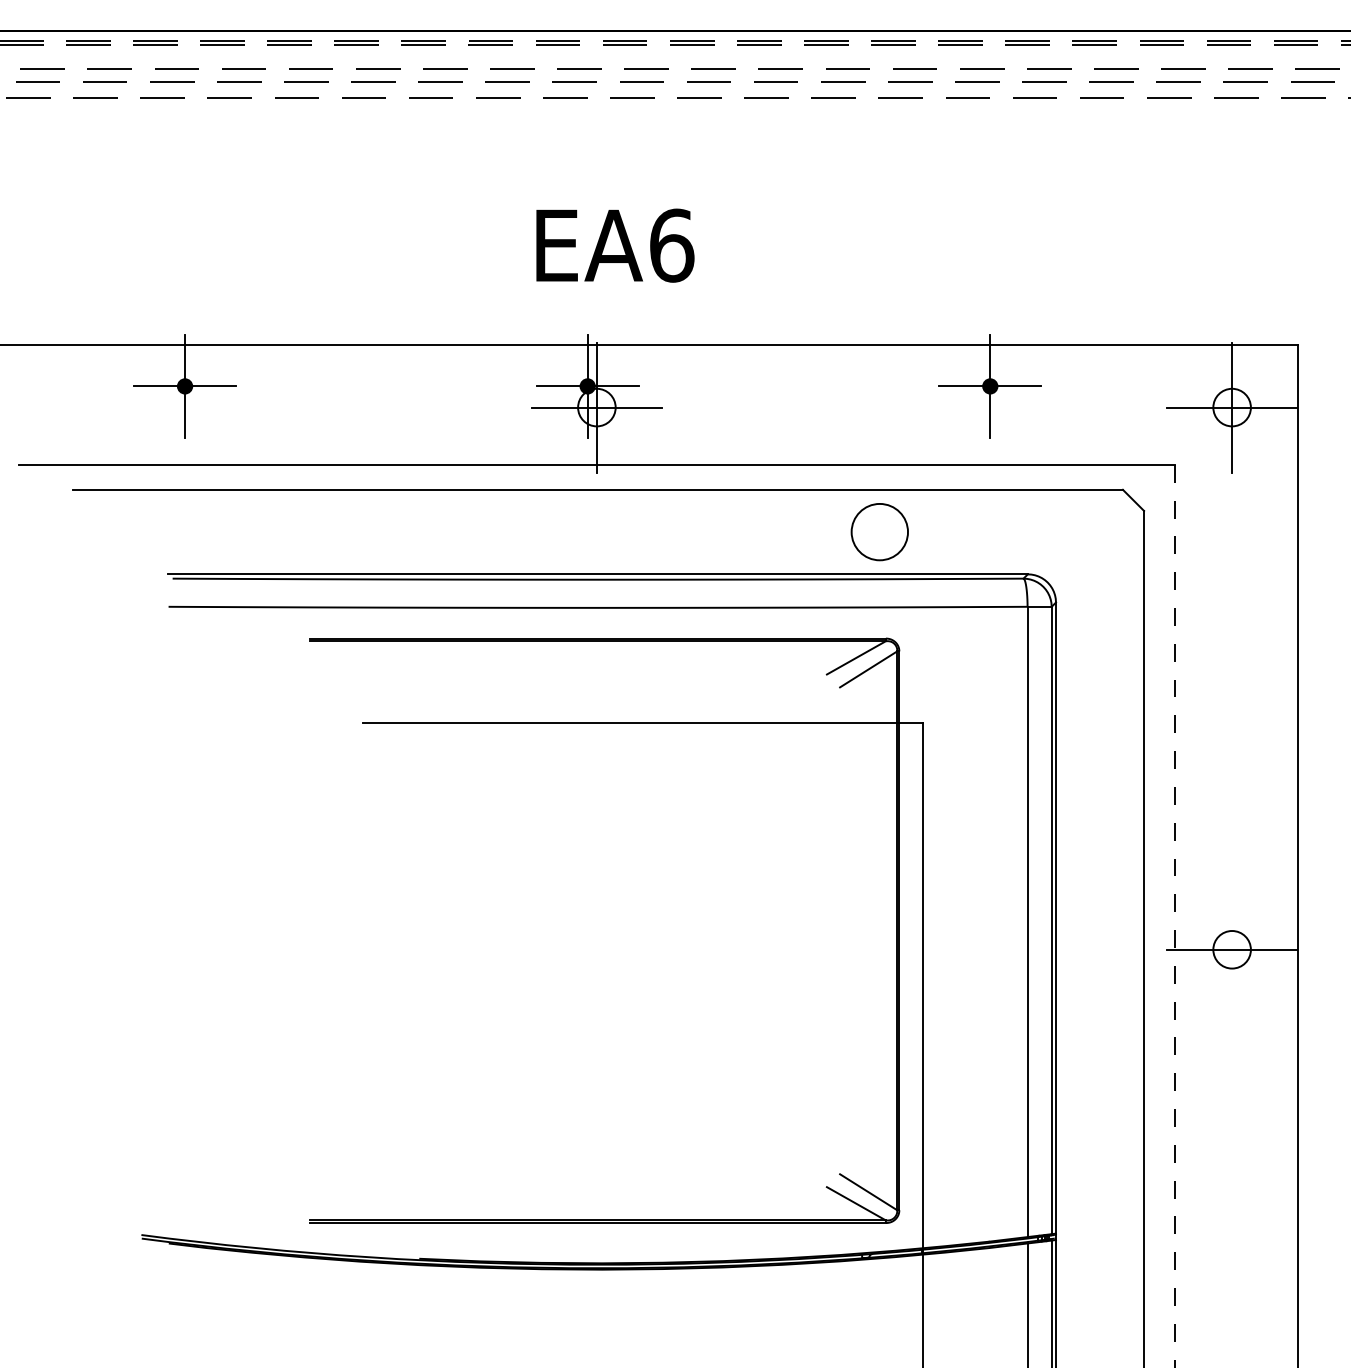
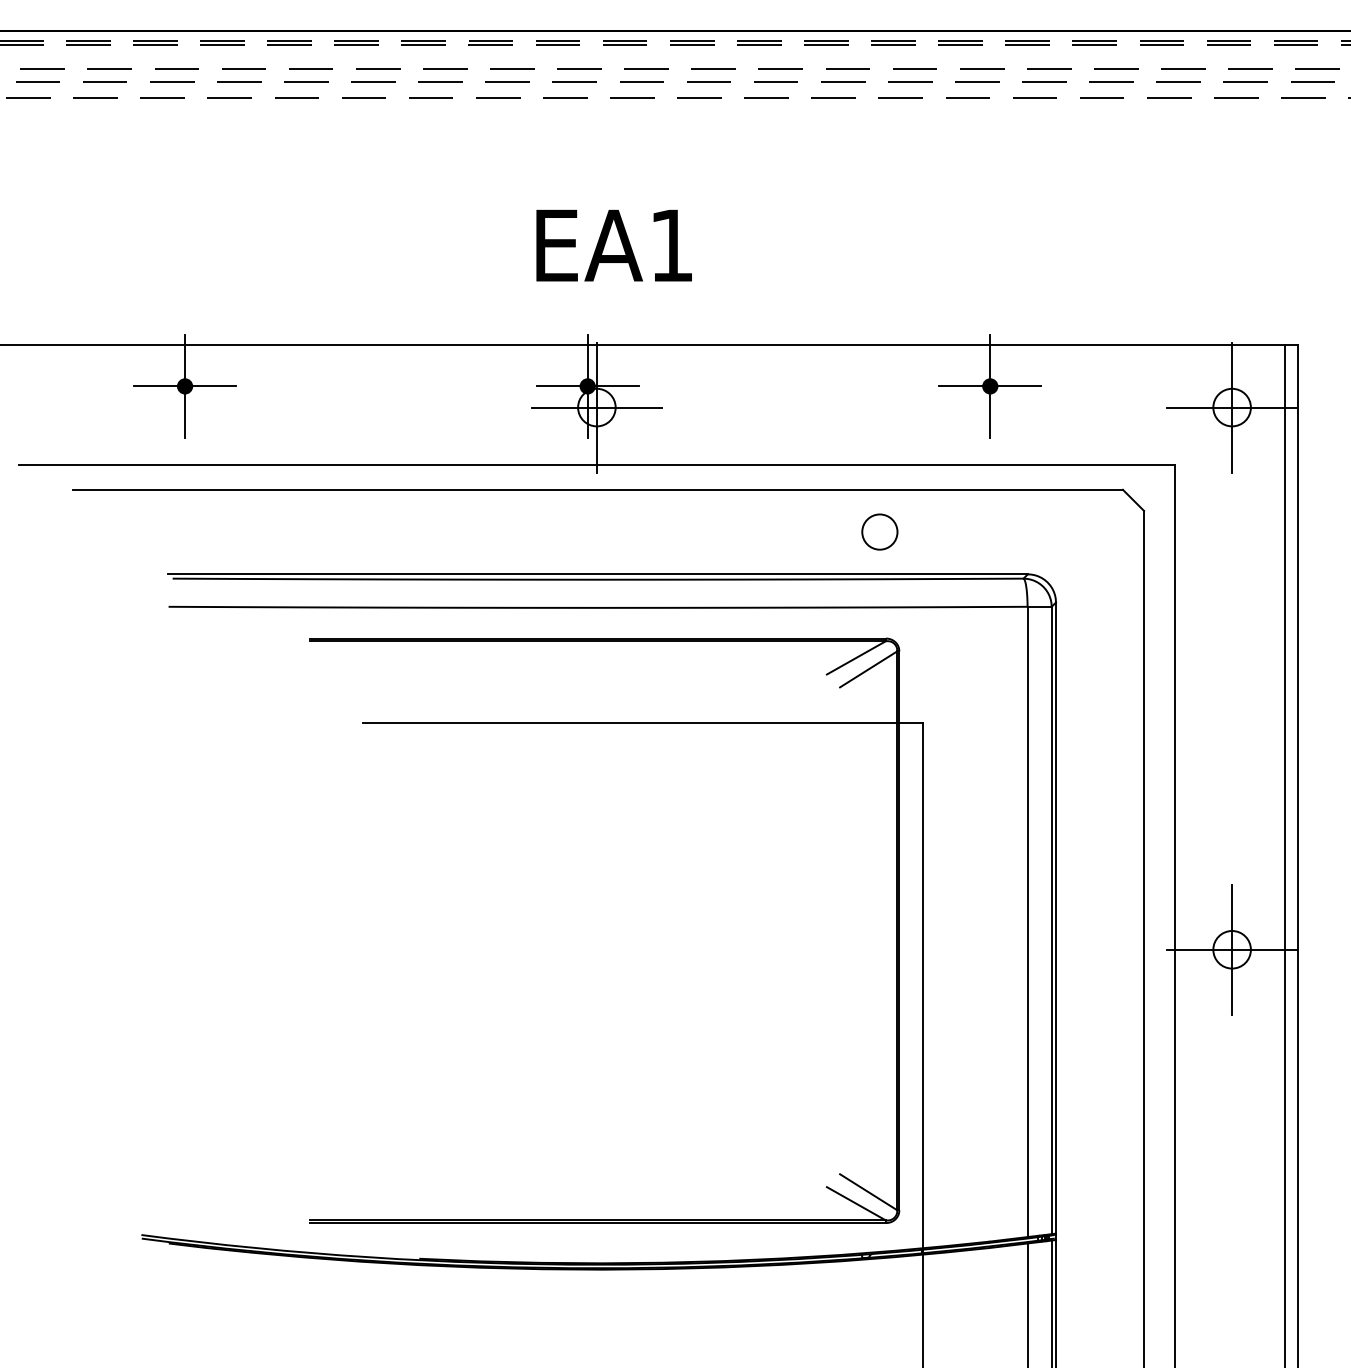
text: EA6 -> EA1 (672, 245)
circle size: 59x59 px -> 38x38 px (879, 531)
line: none -> present (1284, 854)
line: dashed -> solid (1174, 916)
line: none -> present (1232, 949)
